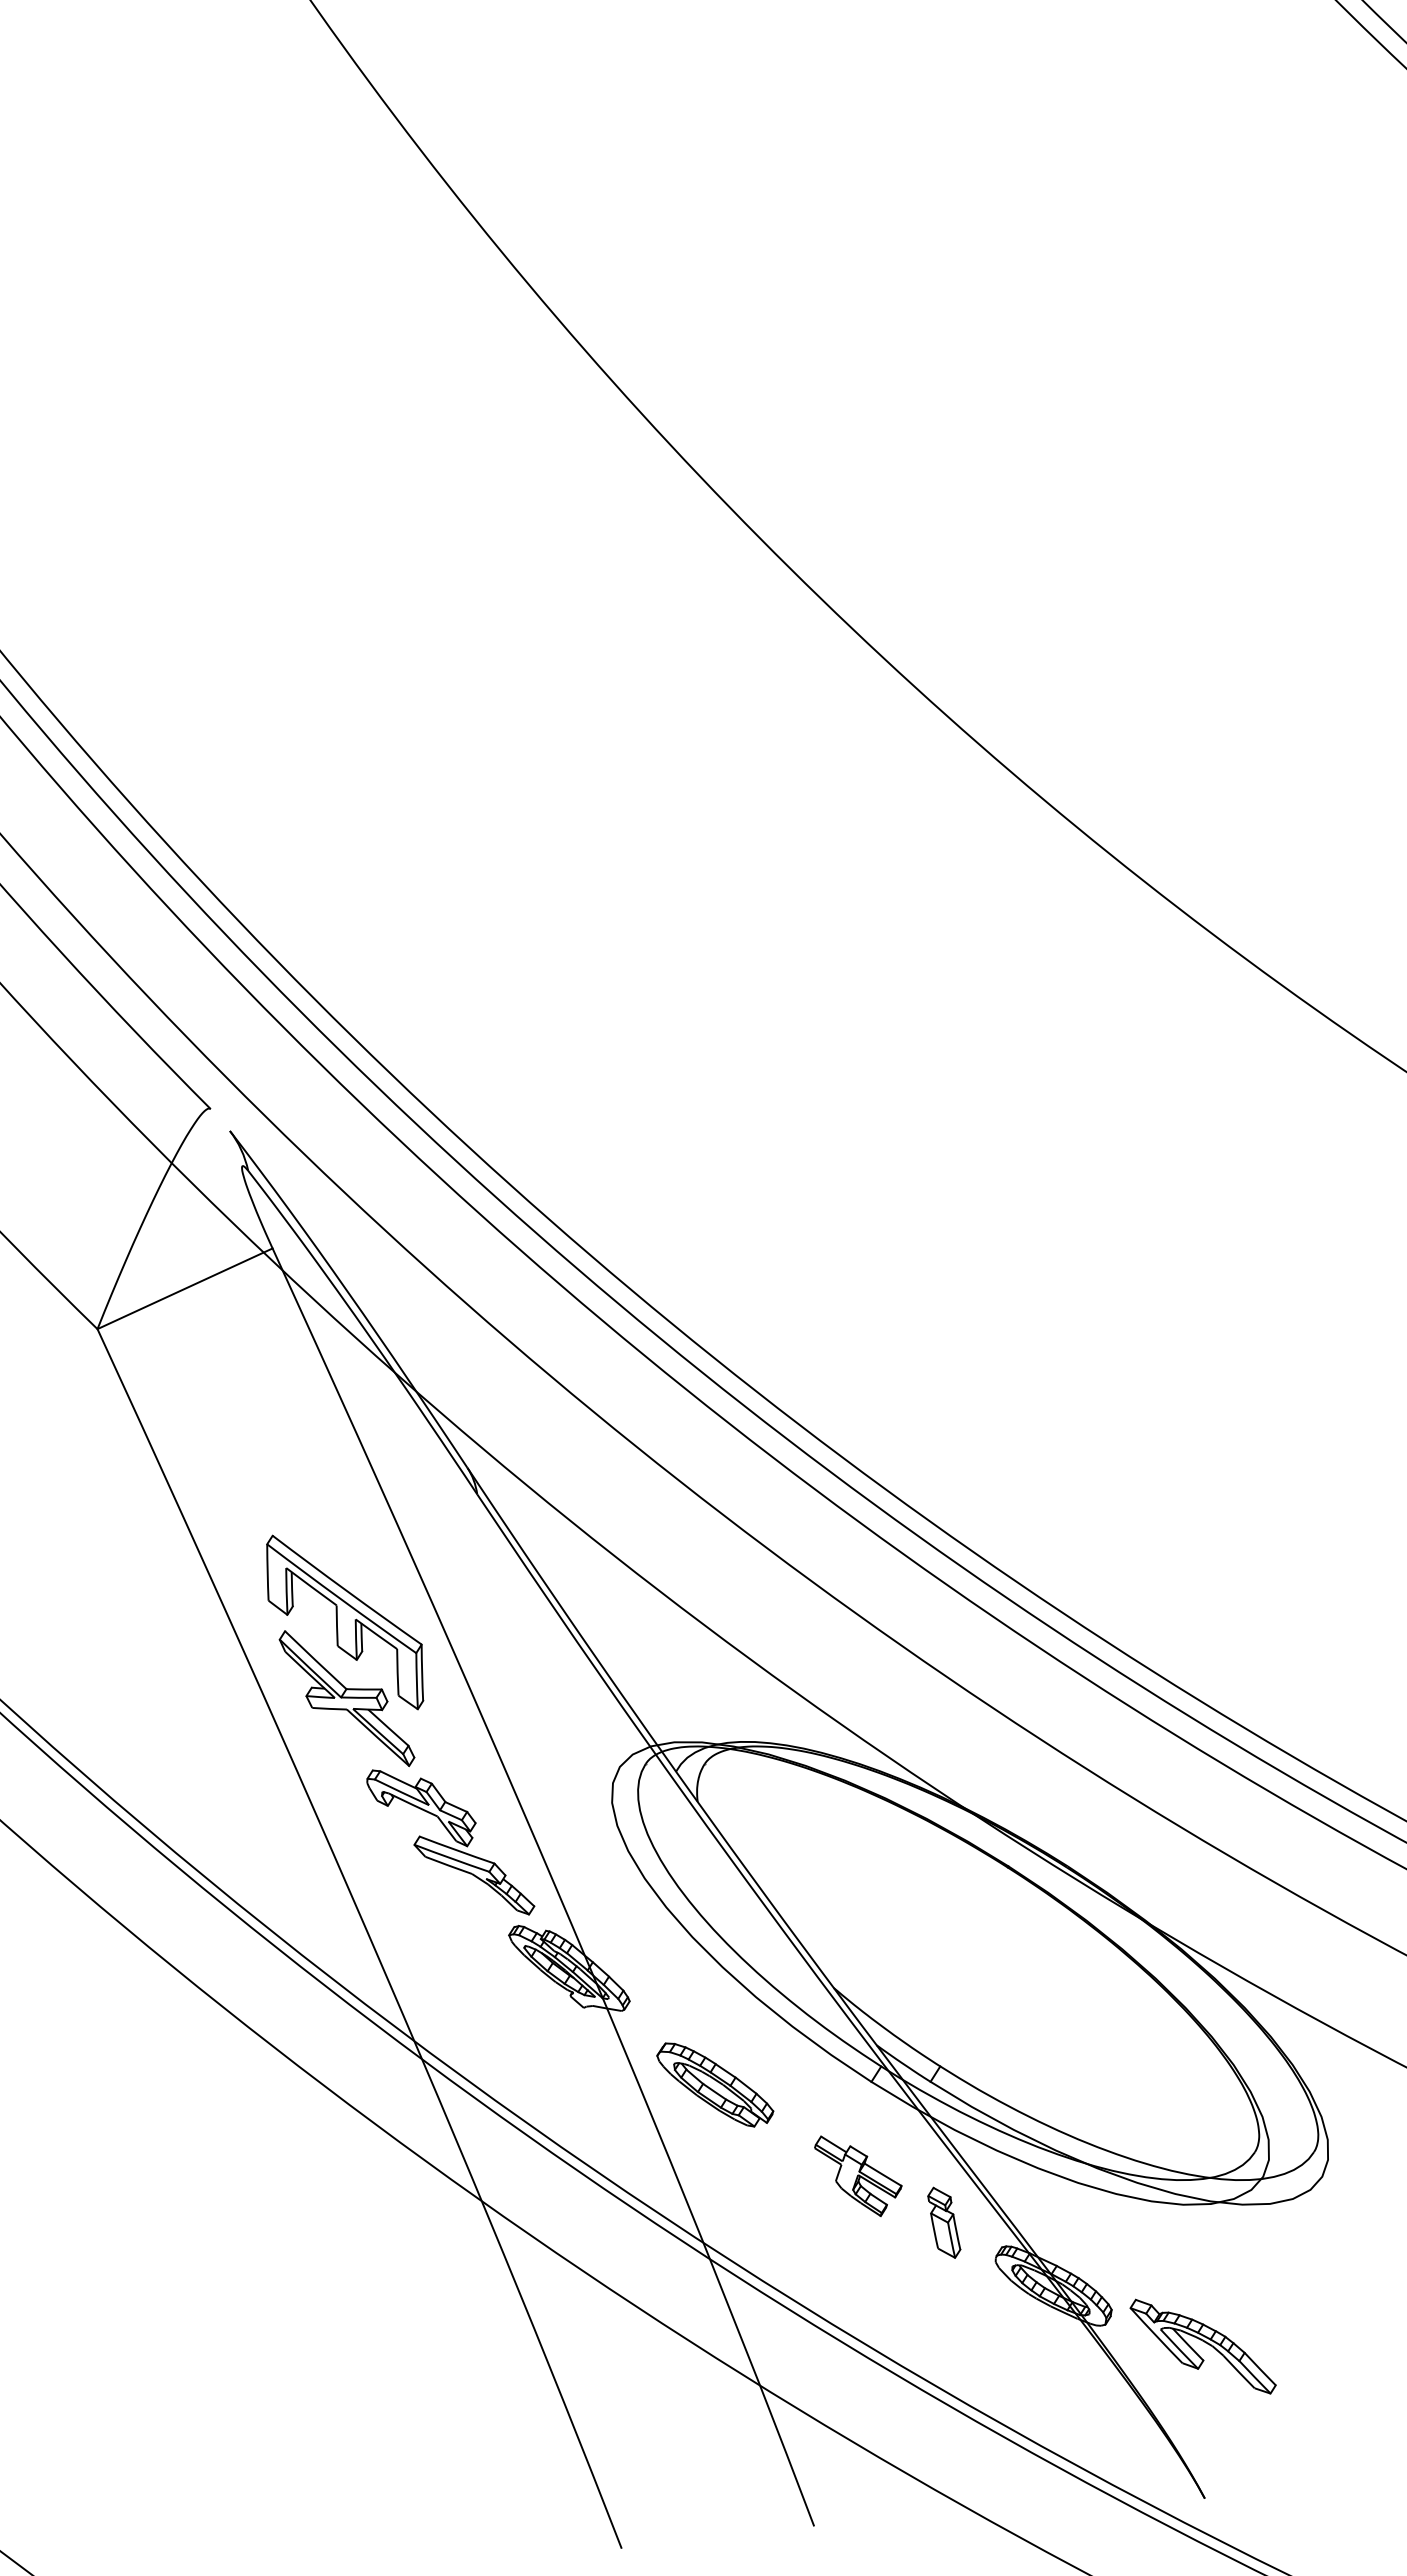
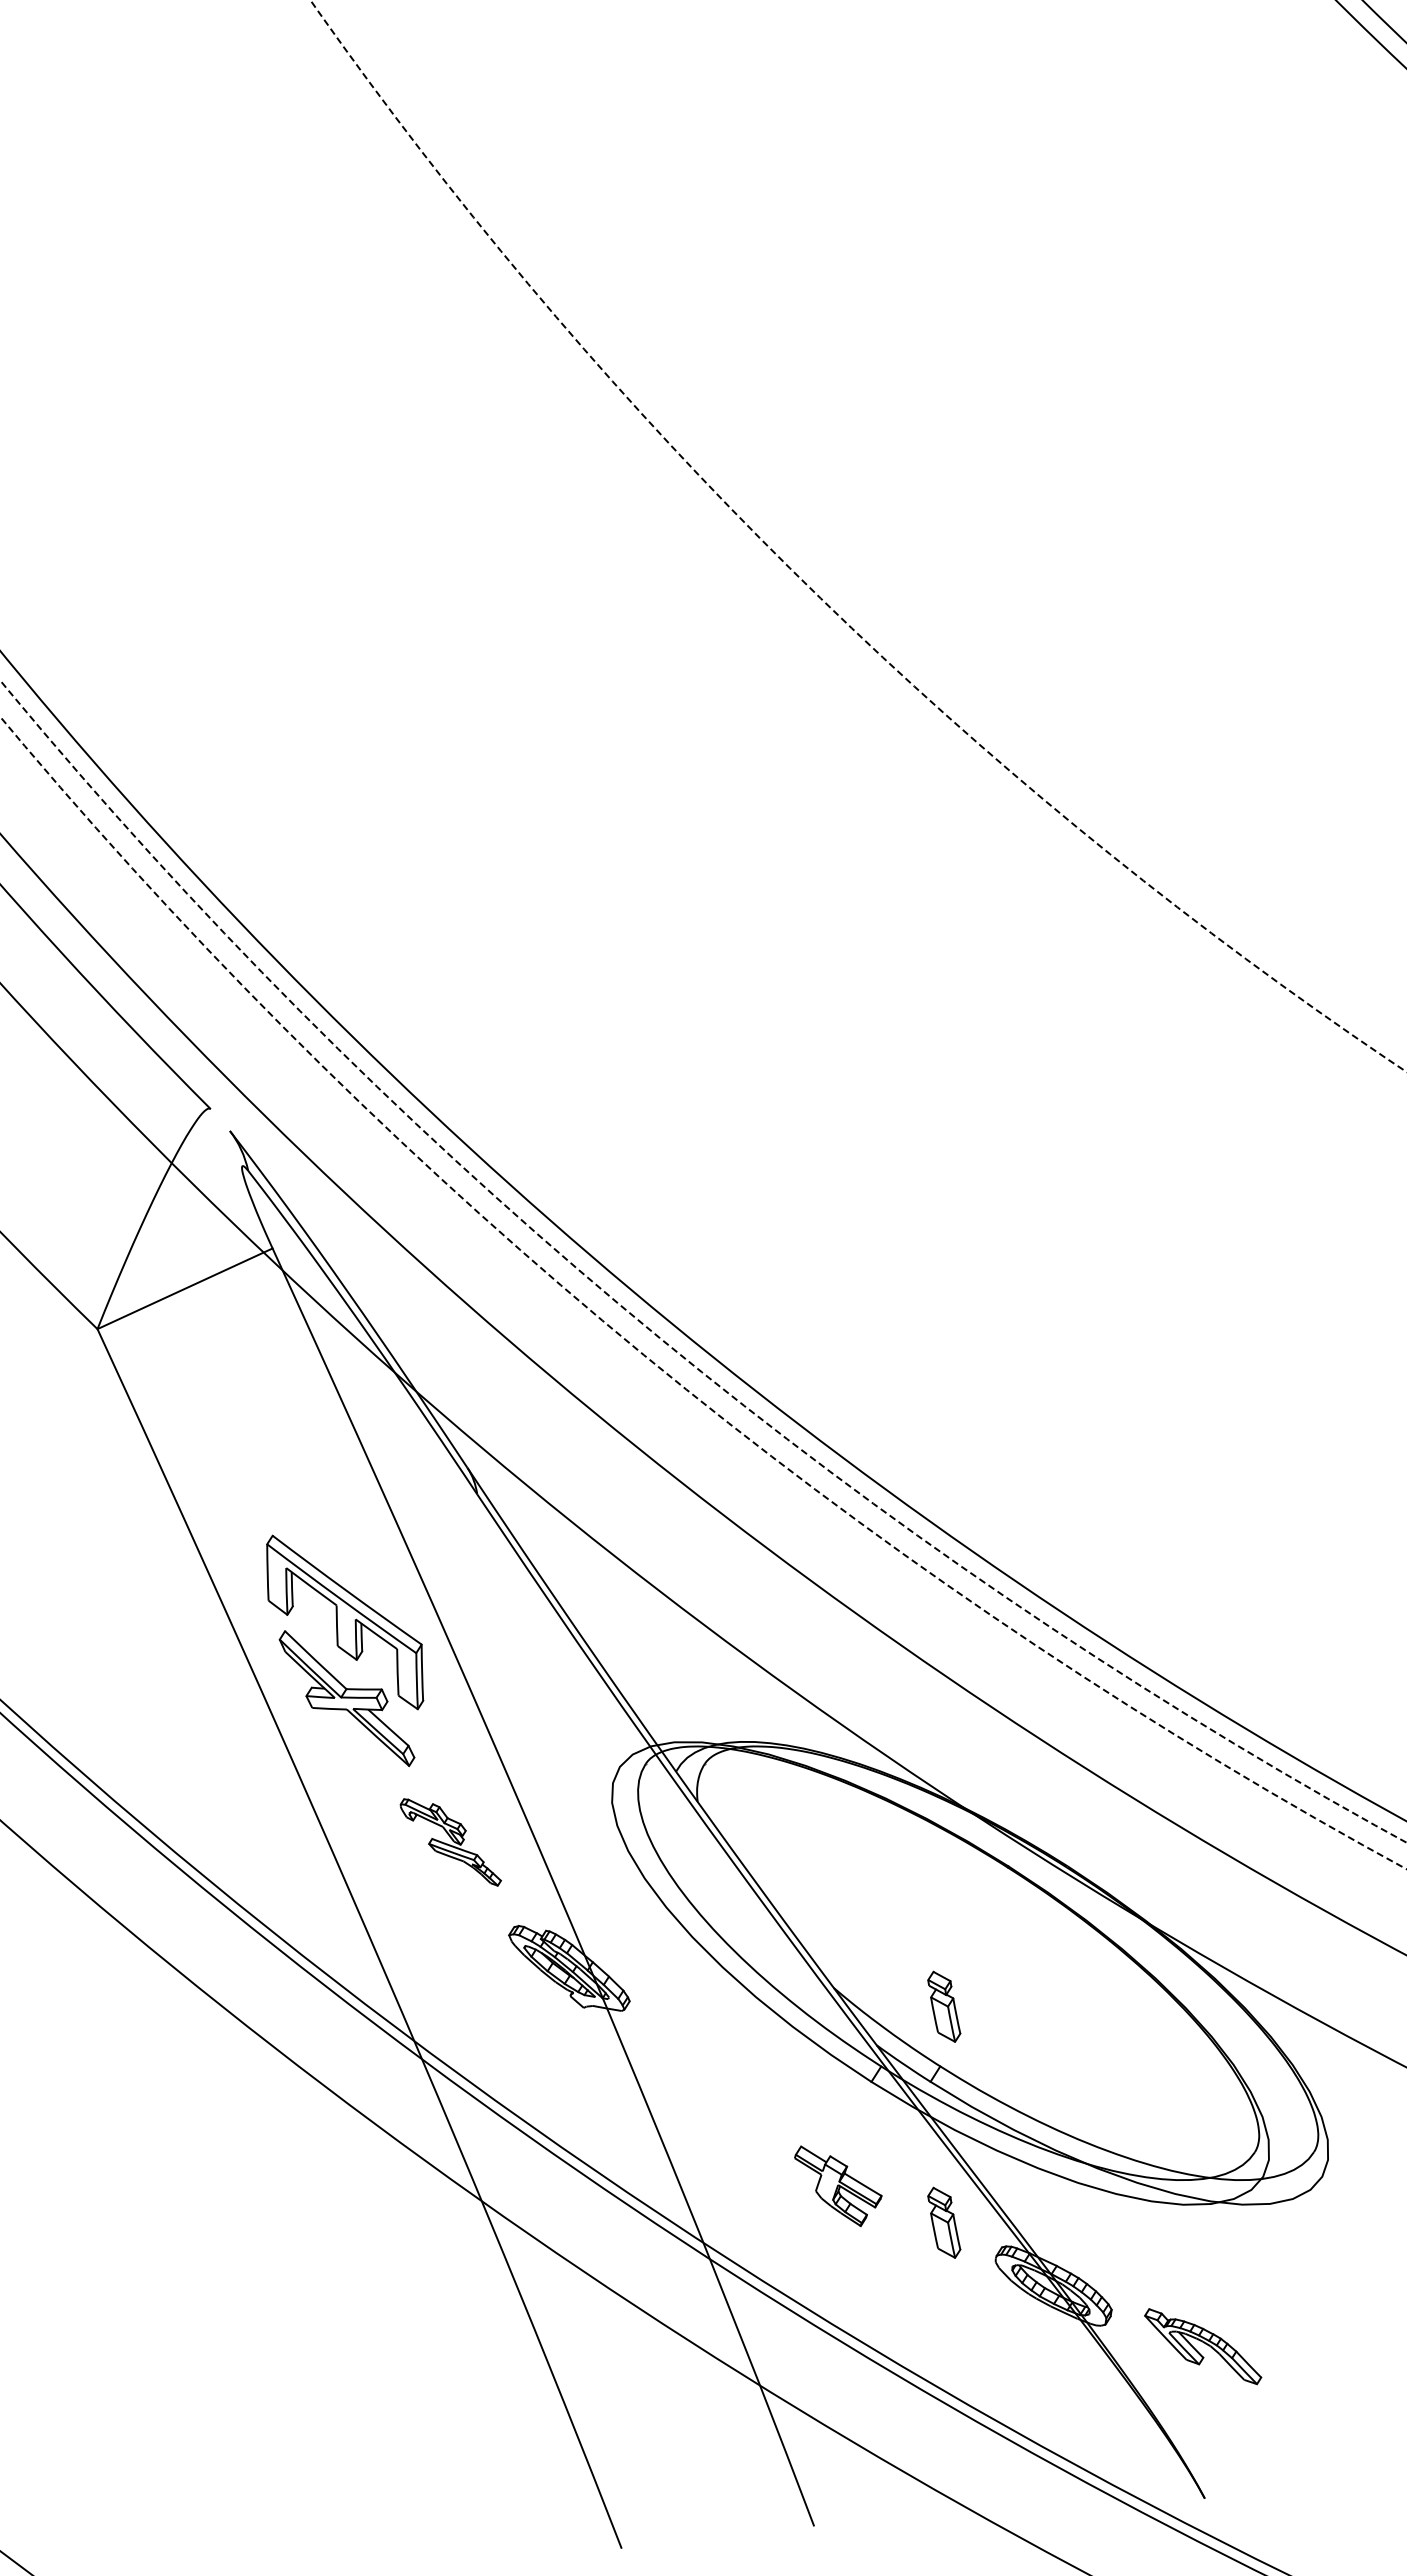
arc: solid -> dashed (807, 585)
arc: solid -> dashed (647, 1327)
arc: solid -> dashed (648, 1358)
part size: 170x147 px -> 103x89 px (450, 1842)
part: none -> present (944, 2006)
part: present -> none (715, 2084)
part position: (858, 2175) -> (838, 2185) (838, 2185)
part size: 148x97 px -> 119x78 px (1203, 2346)
